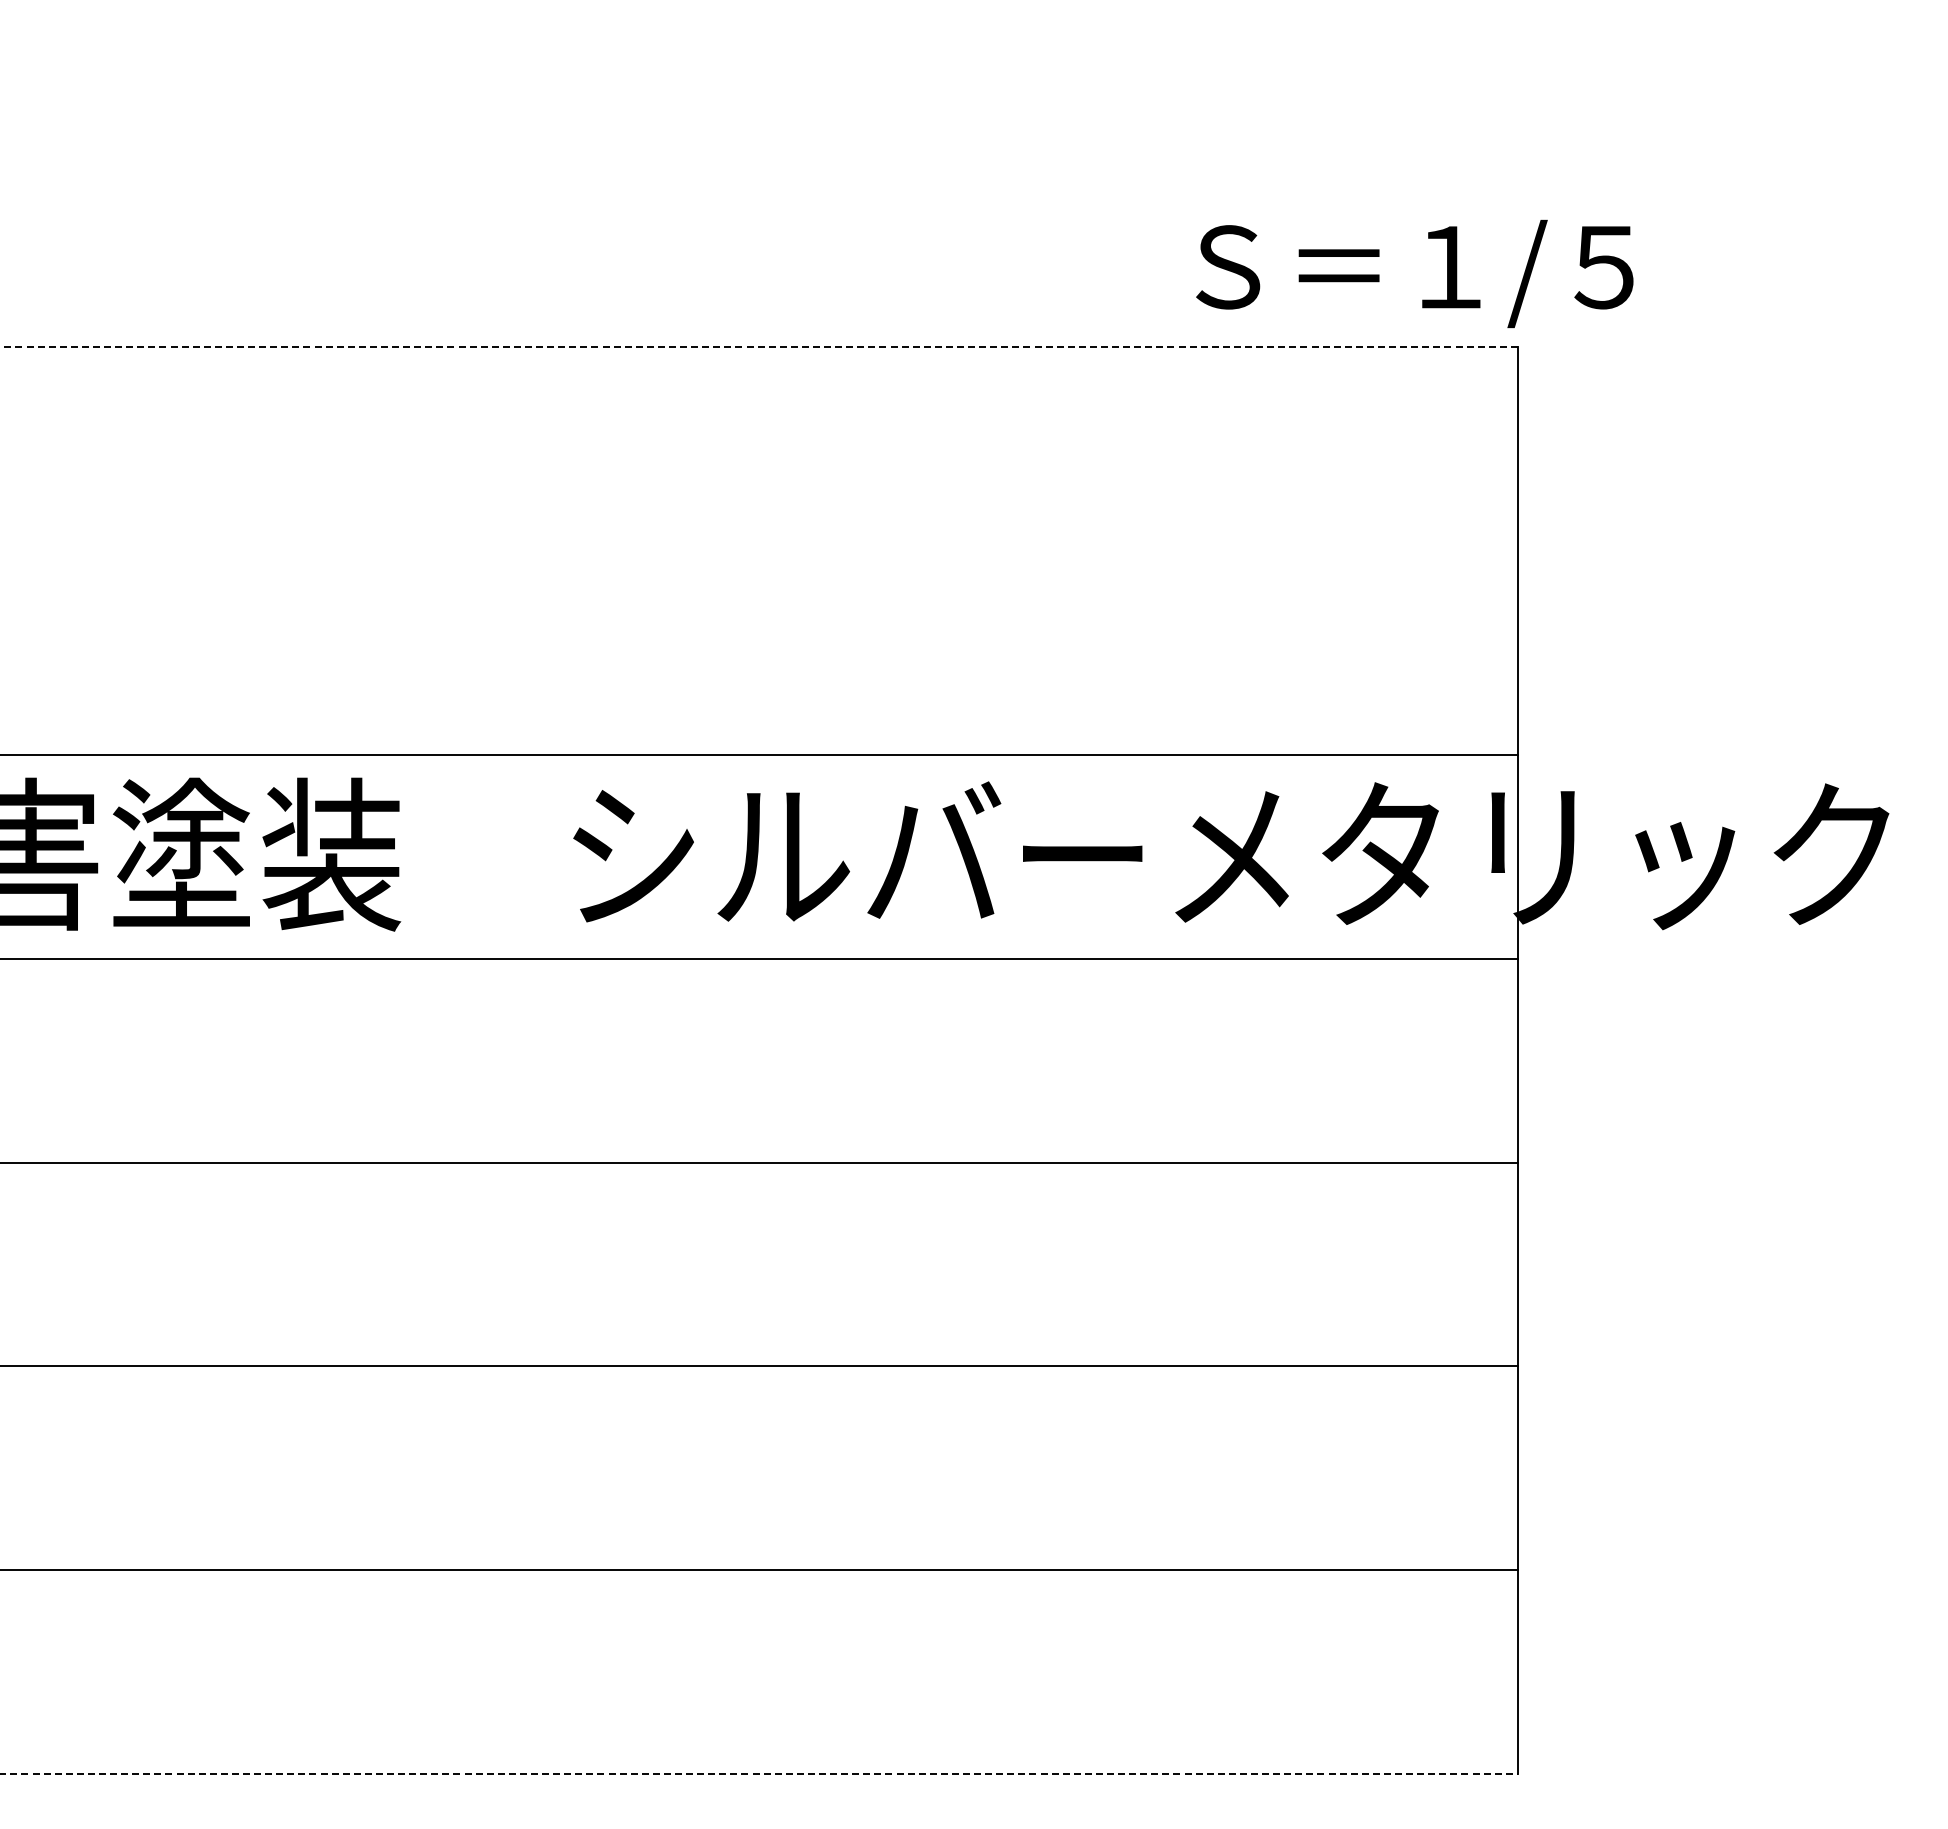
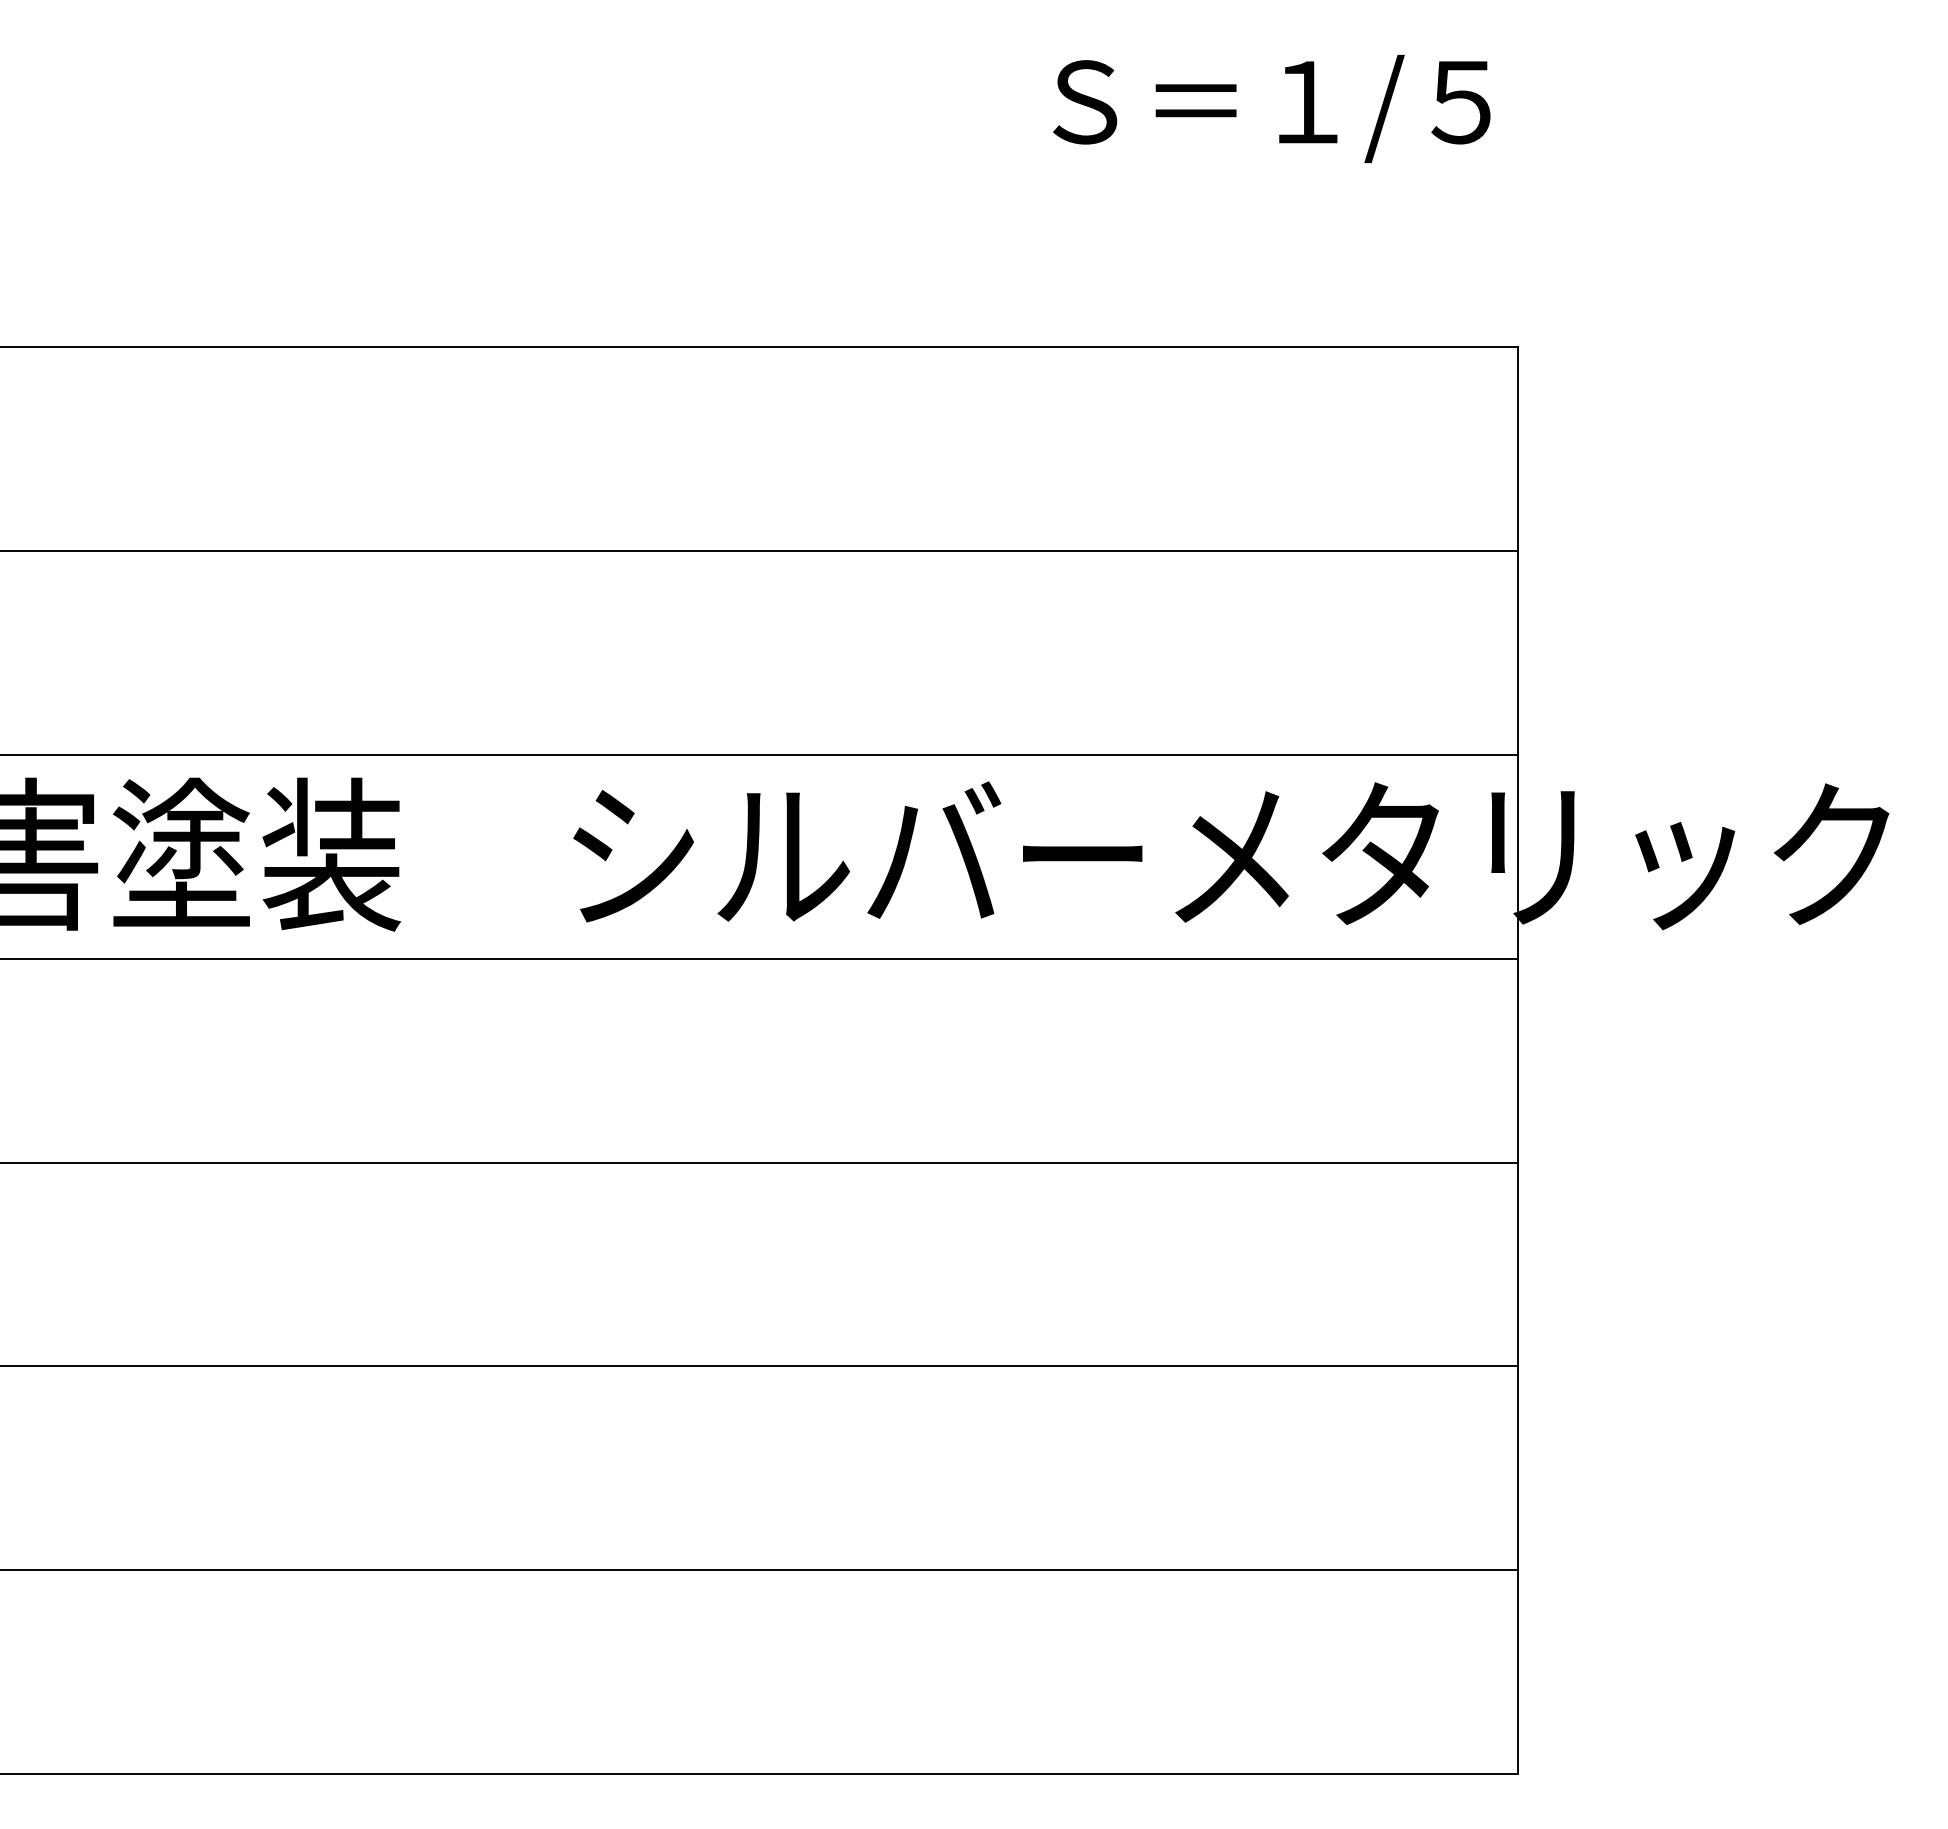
text position: (1414, 273) -> (1271, 108) (1271, 108)
line: dashed -> solid (758, 347)
line: none -> present (759, 550)
line: dashed -> solid (758, 1774)
